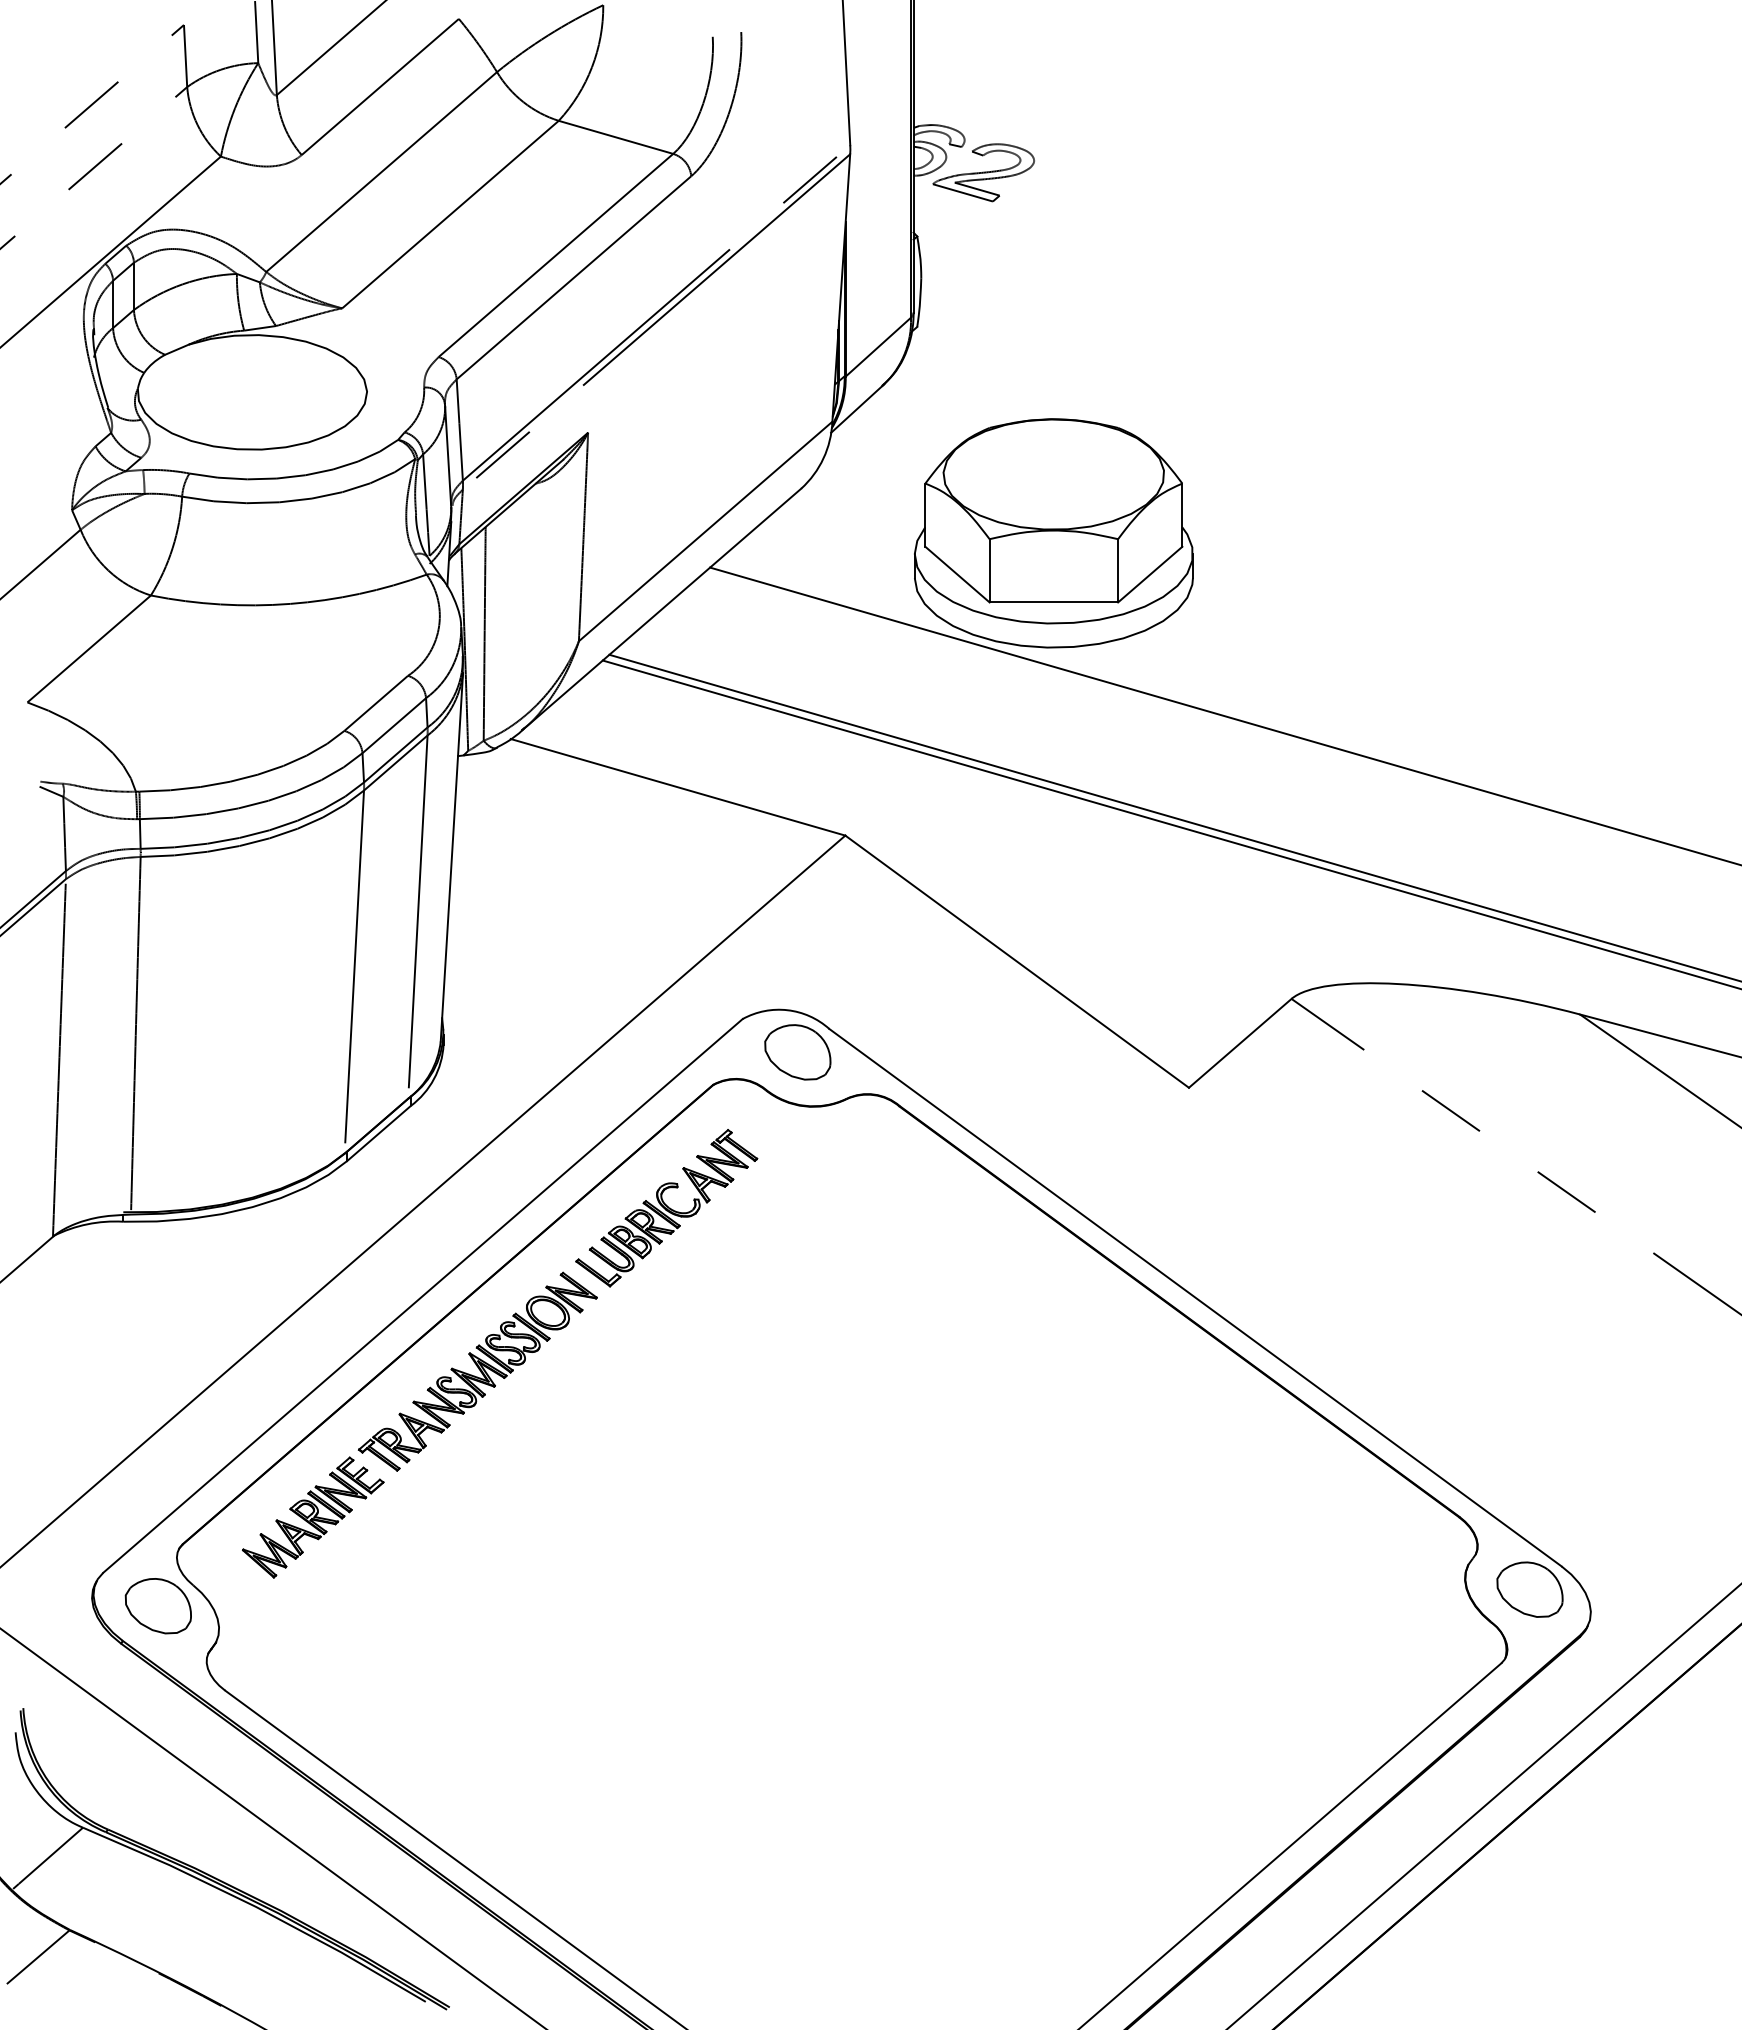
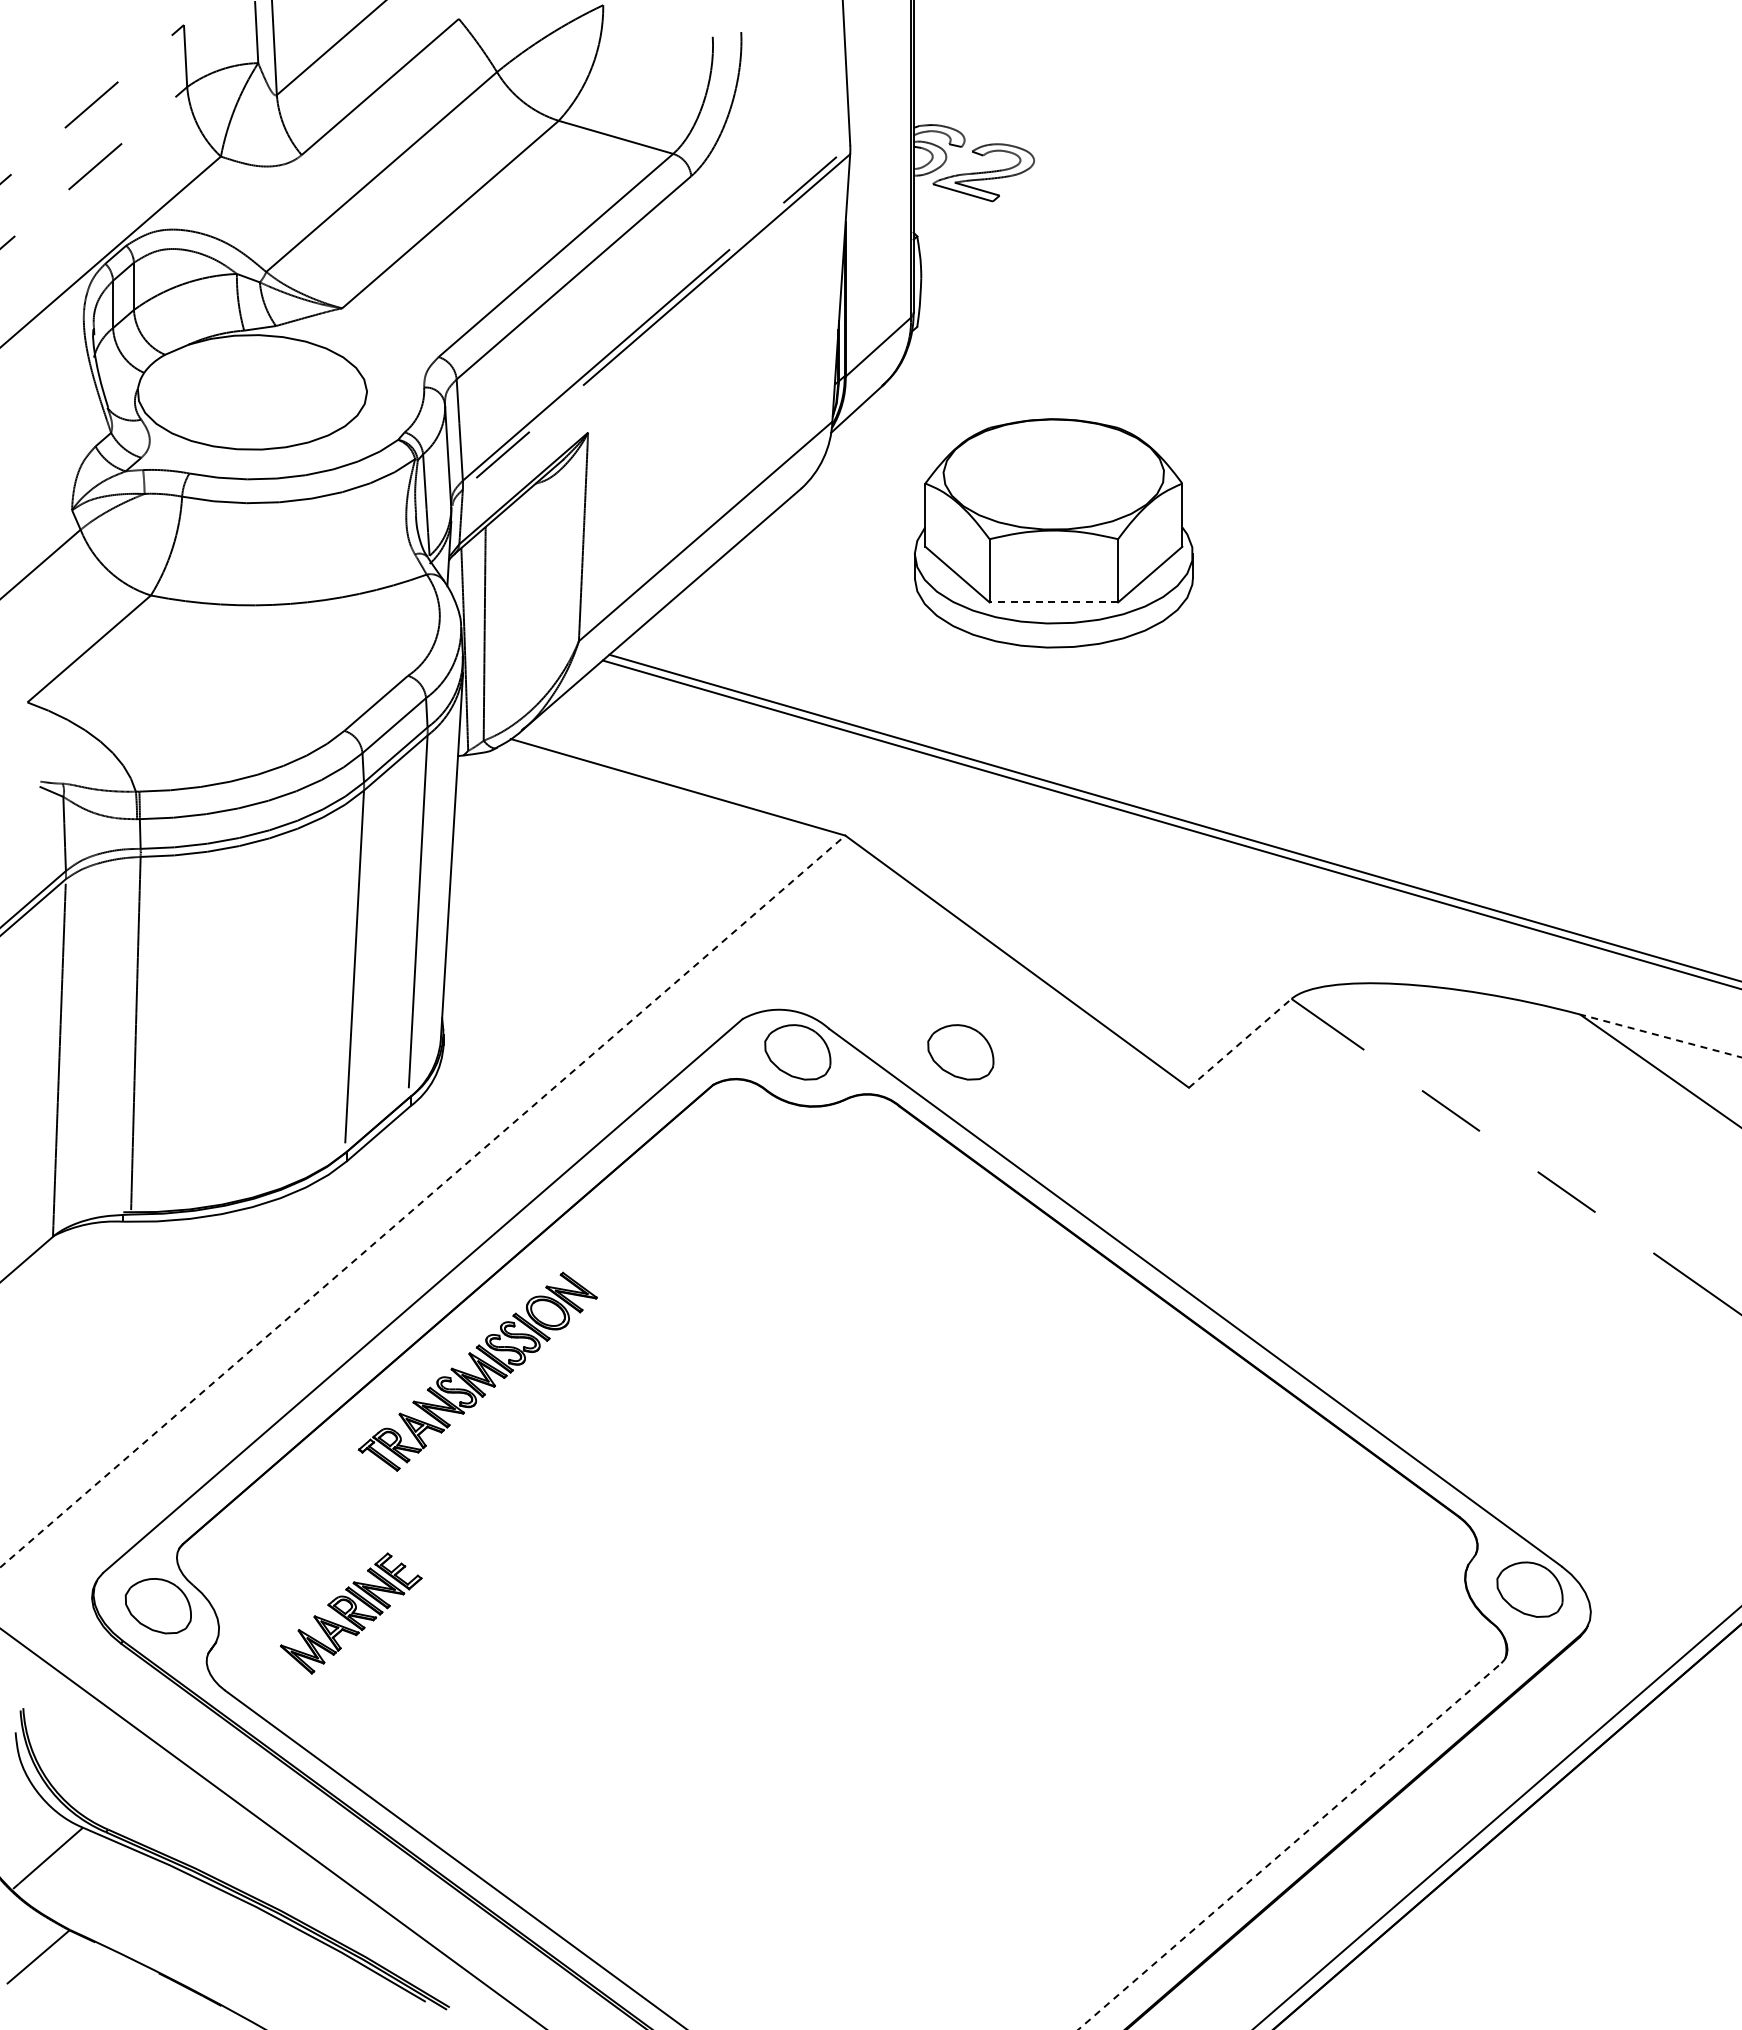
line: solid -> dashed (1053, 602)
line: present -> none (1224, 715)
line: solid -> dashed (1660, 1035)
line: solid -> dashed (1240, 1043)
part: none -> present (960, 1052)
line: solid -> dashed (423, 1201)
part: present -> none (666, 1208)
part position: (313, 1517) -> (351, 1613) (351, 1613)
line position: (1484, 1806) -> (1496, 1817) (1496, 1817)
line: solid -> dashed (1289, 1846)
